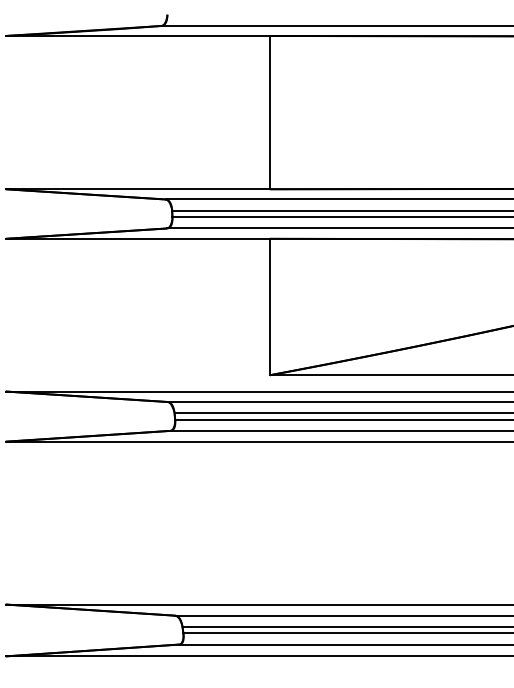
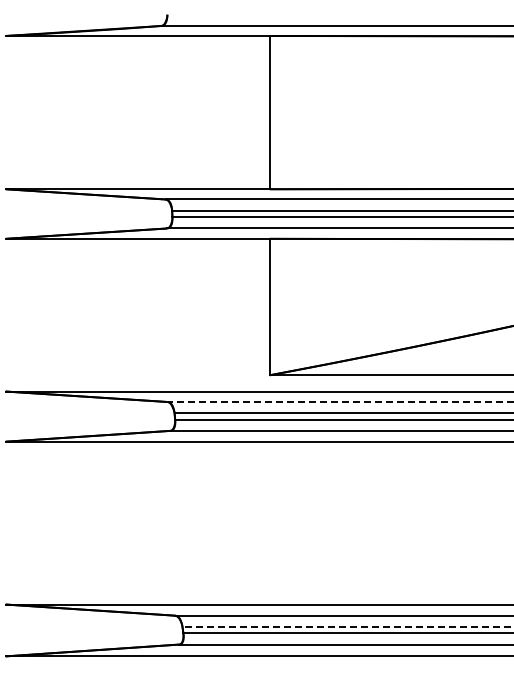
line: solid -> dashed (340, 402)
line: solid -> dashed (347, 626)
